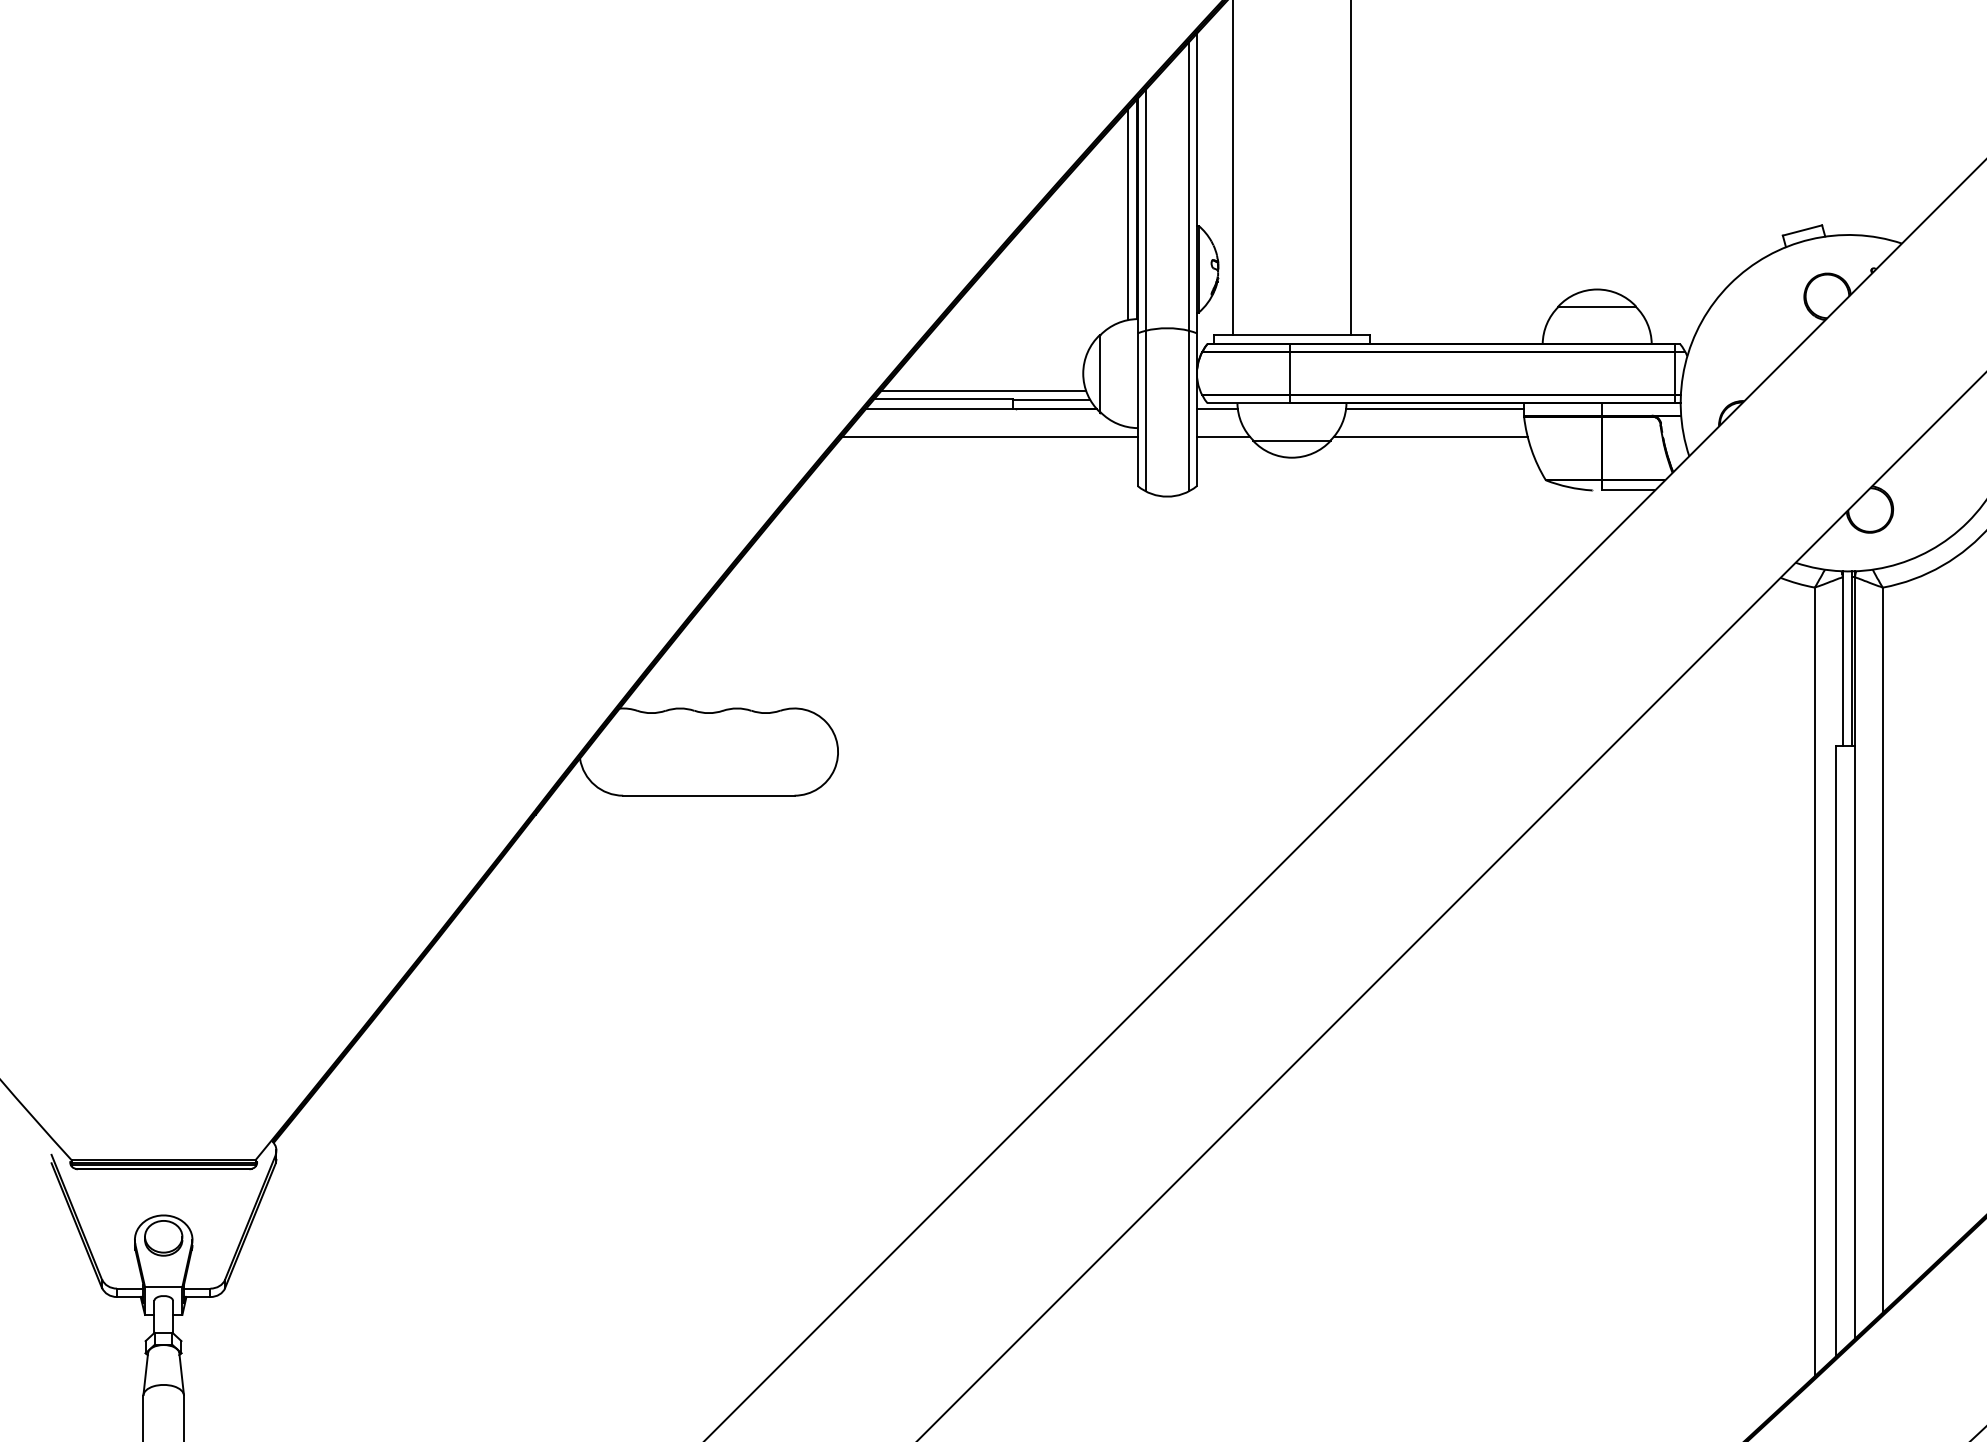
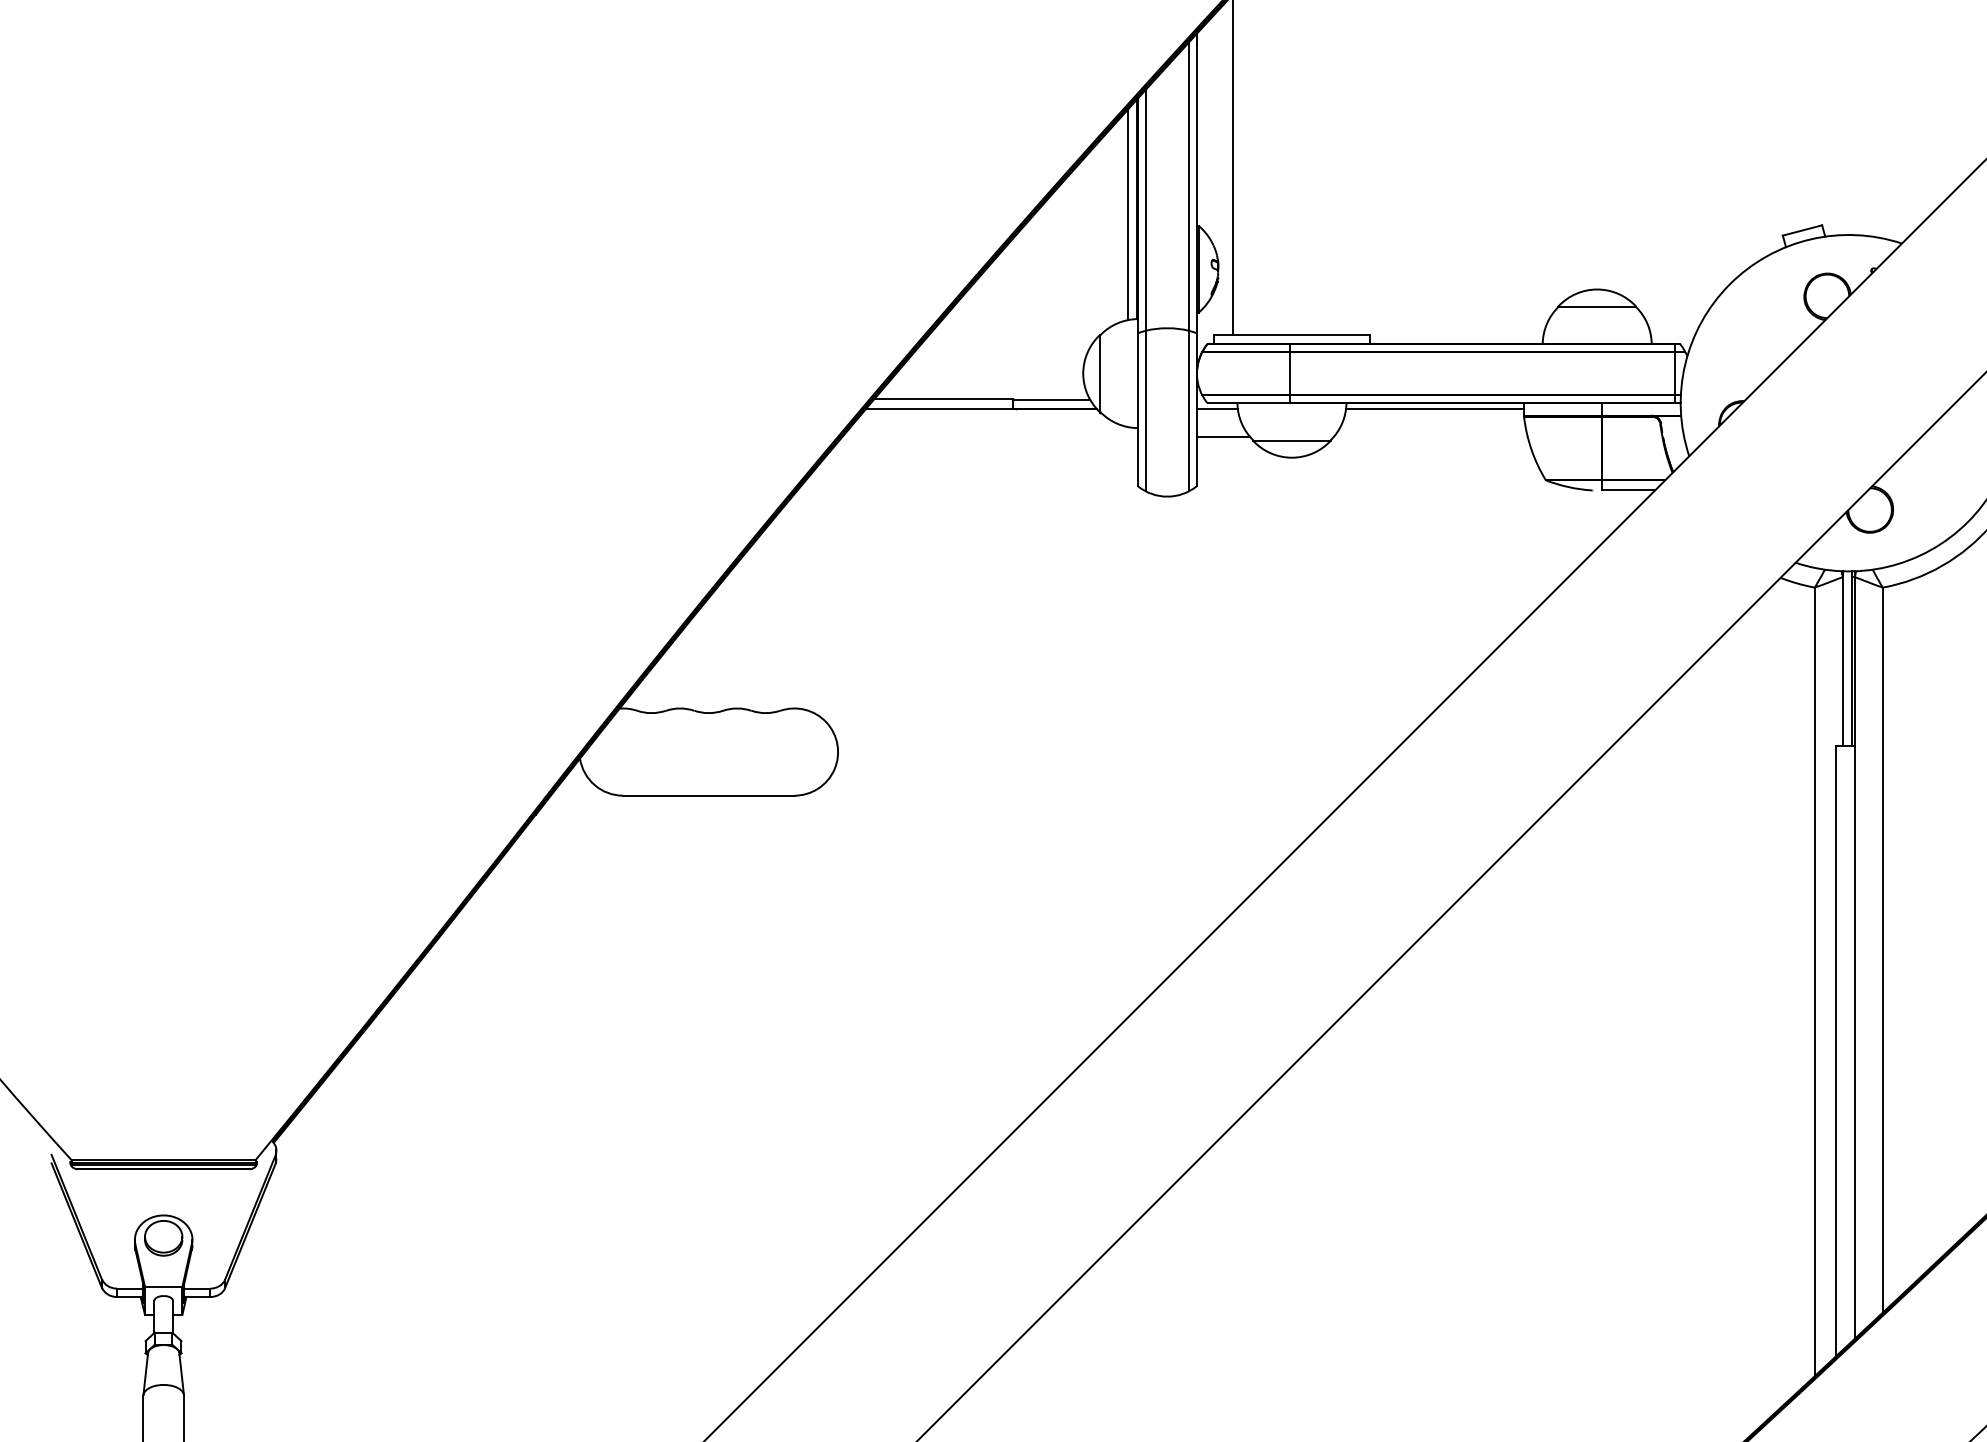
line: present -> none (1351, 168)
line: present -> none (983, 390)
line: present -> none (989, 437)
line: present -> none (1430, 437)
